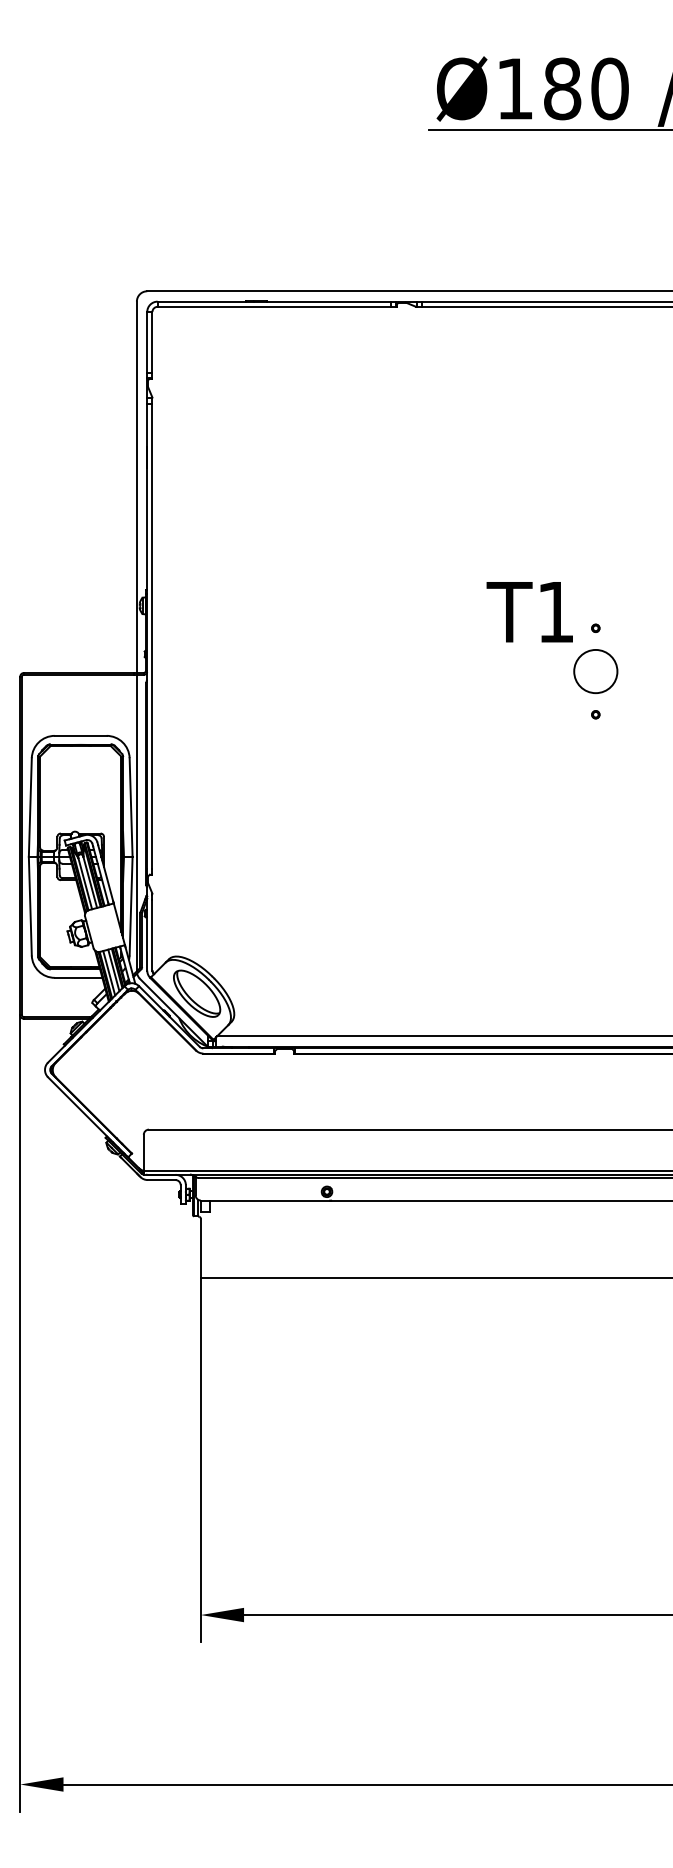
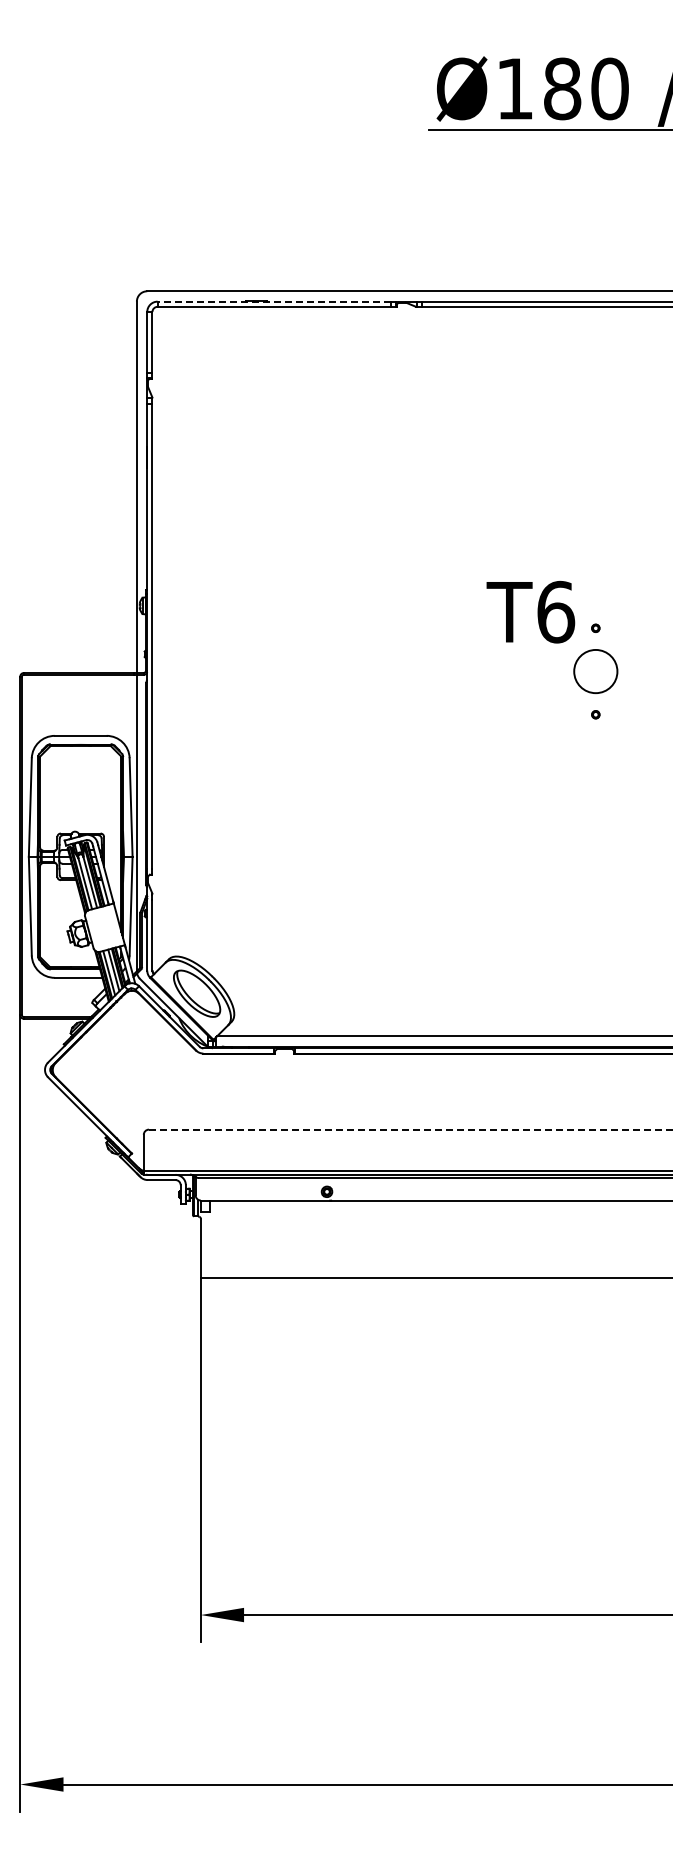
line: solid -> dashed (274, 301)
text: T1 -> T6 (556, 611)
line: solid -> dashed (410, 1129)
